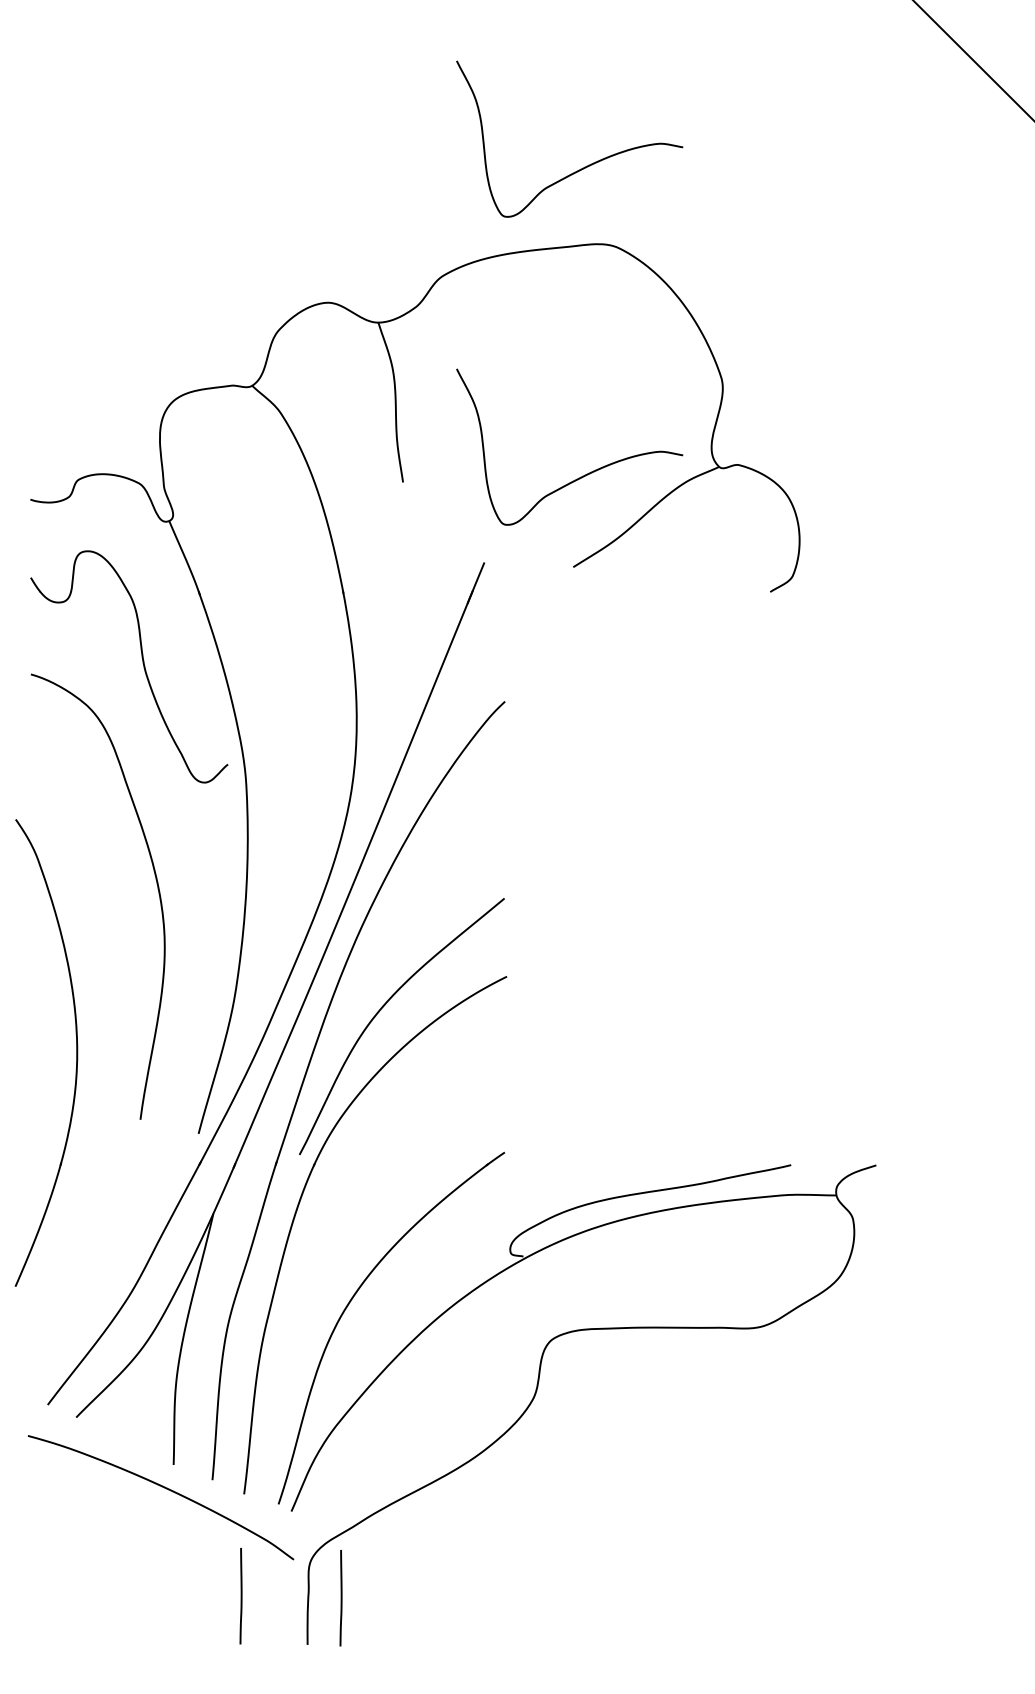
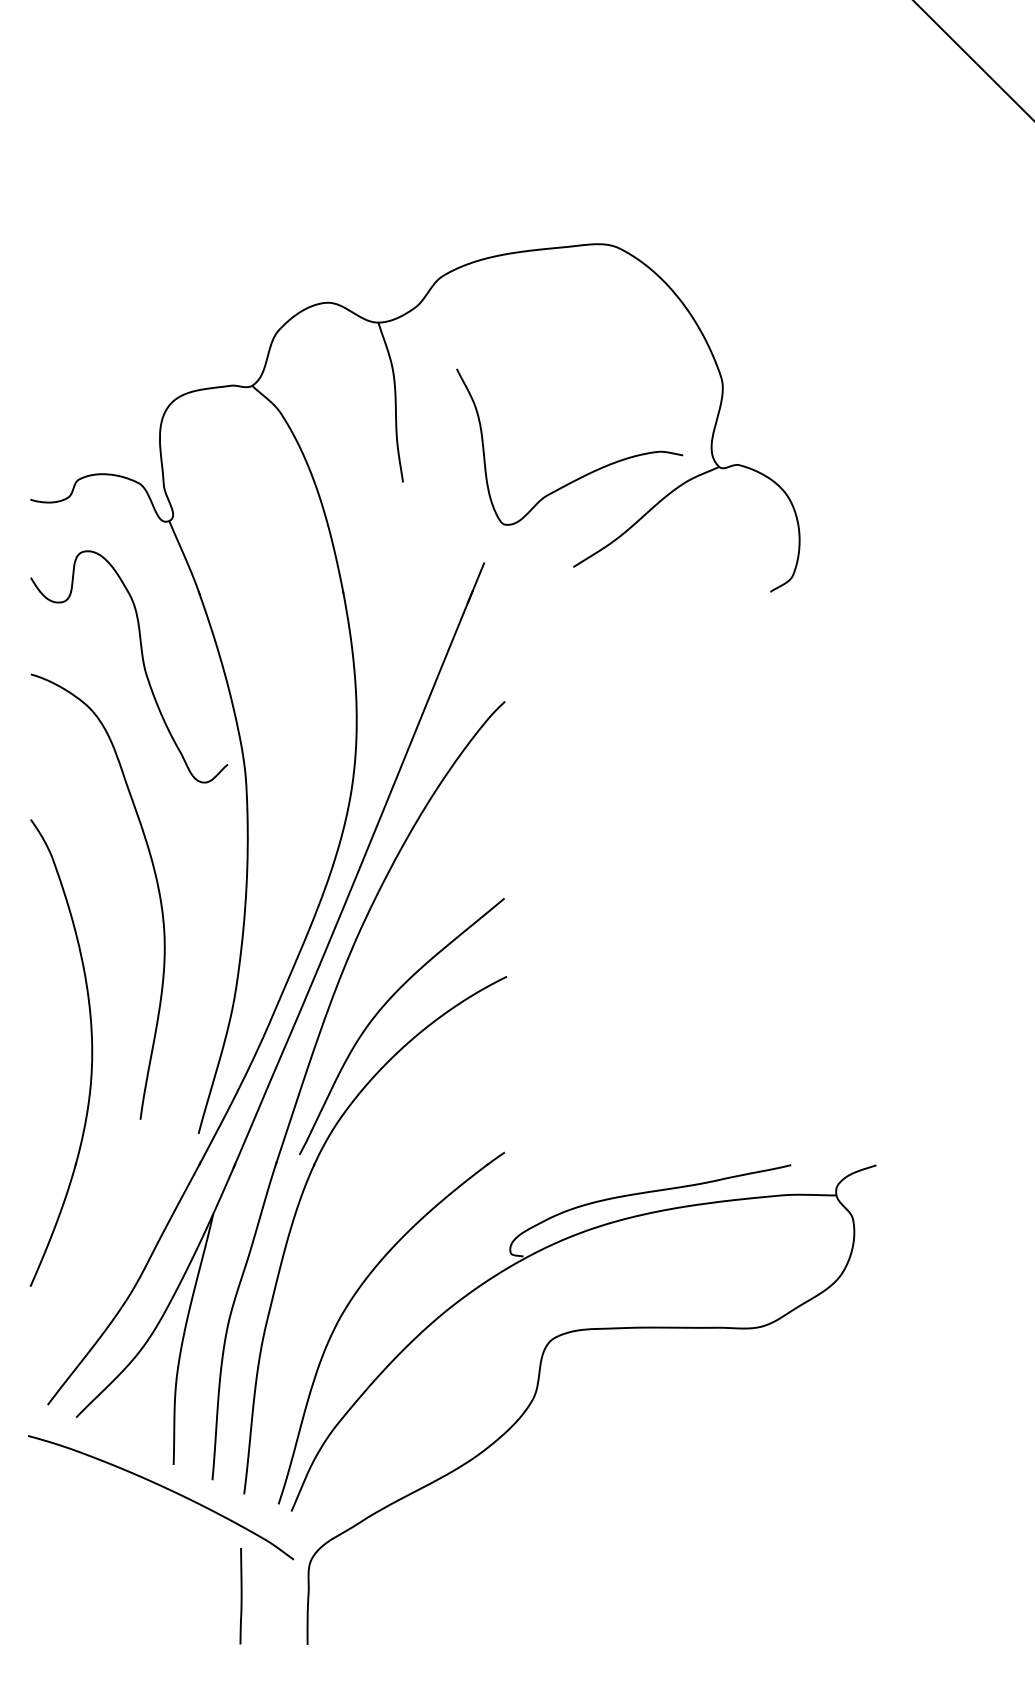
curve: present -> none (583, 167)
part position: (76, 1052) -> (91, 1052) (91, 1052)
line: present -> none (340, 1598)
